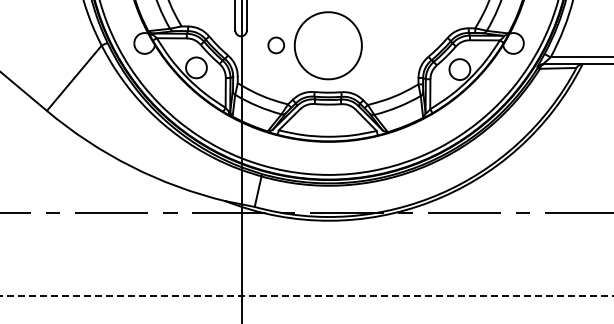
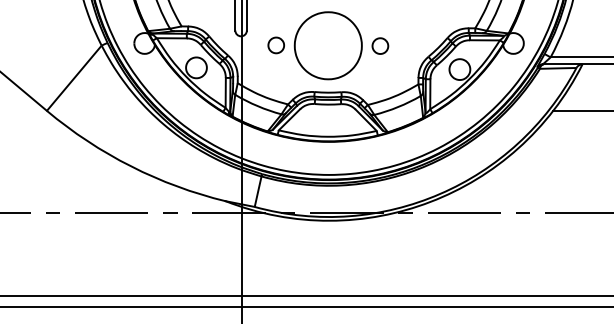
part: none -> present (380, 45)
line: none -> present (581, 110)
line: dashed -> solid (306, 295)
line: none -> present (306, 307)
